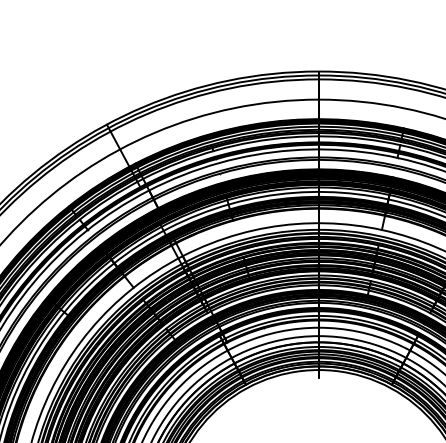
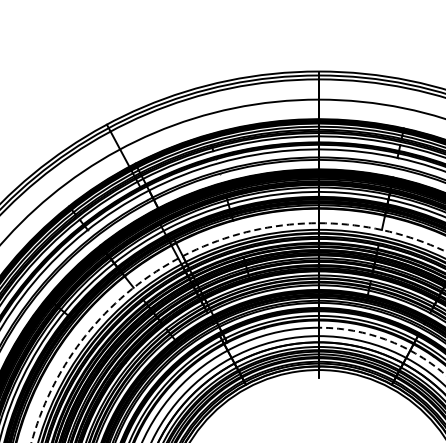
arc: solid -> dashed (194, 250)
arc: solid -> dashed (387, 340)
